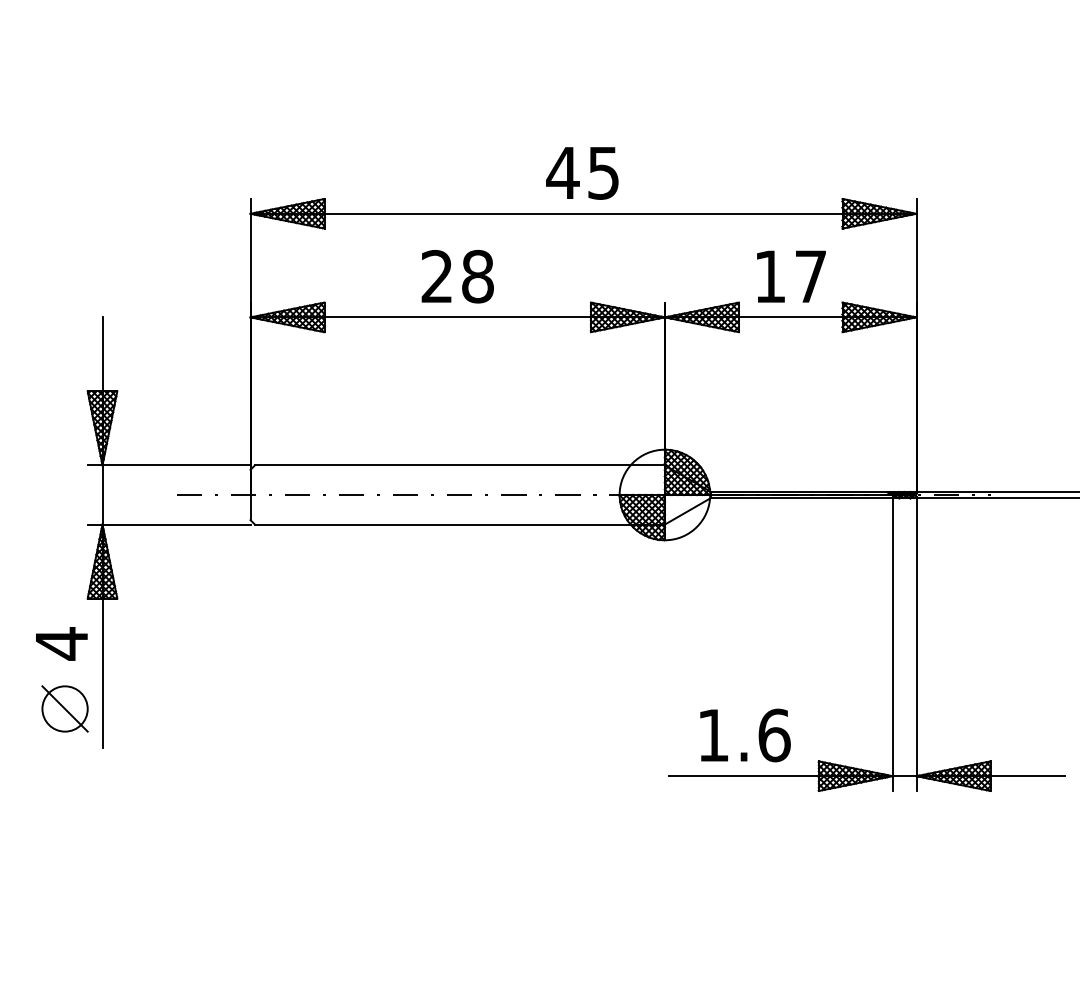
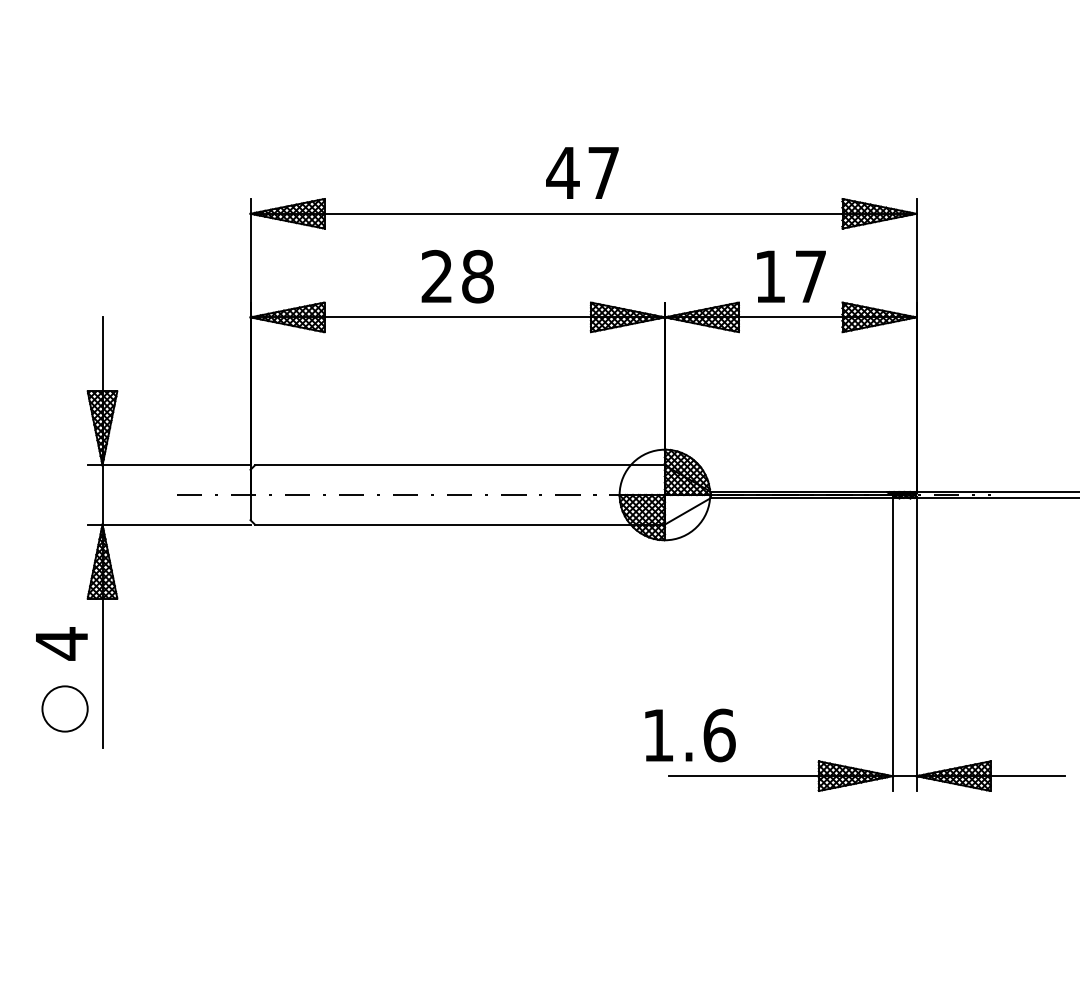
text: 45 -> 47 (603, 173)
line: present -> none (64, 708)
text position: (745, 735) -> (690, 735) (690, 735)
